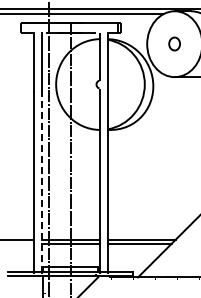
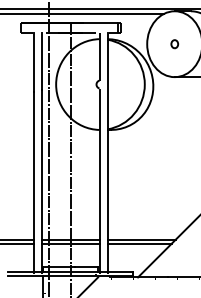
part size: 13x16 px -> 10x11 px (174, 44)
line: dashed -> solid (41, 181)
line: none -> present (17, 243)
